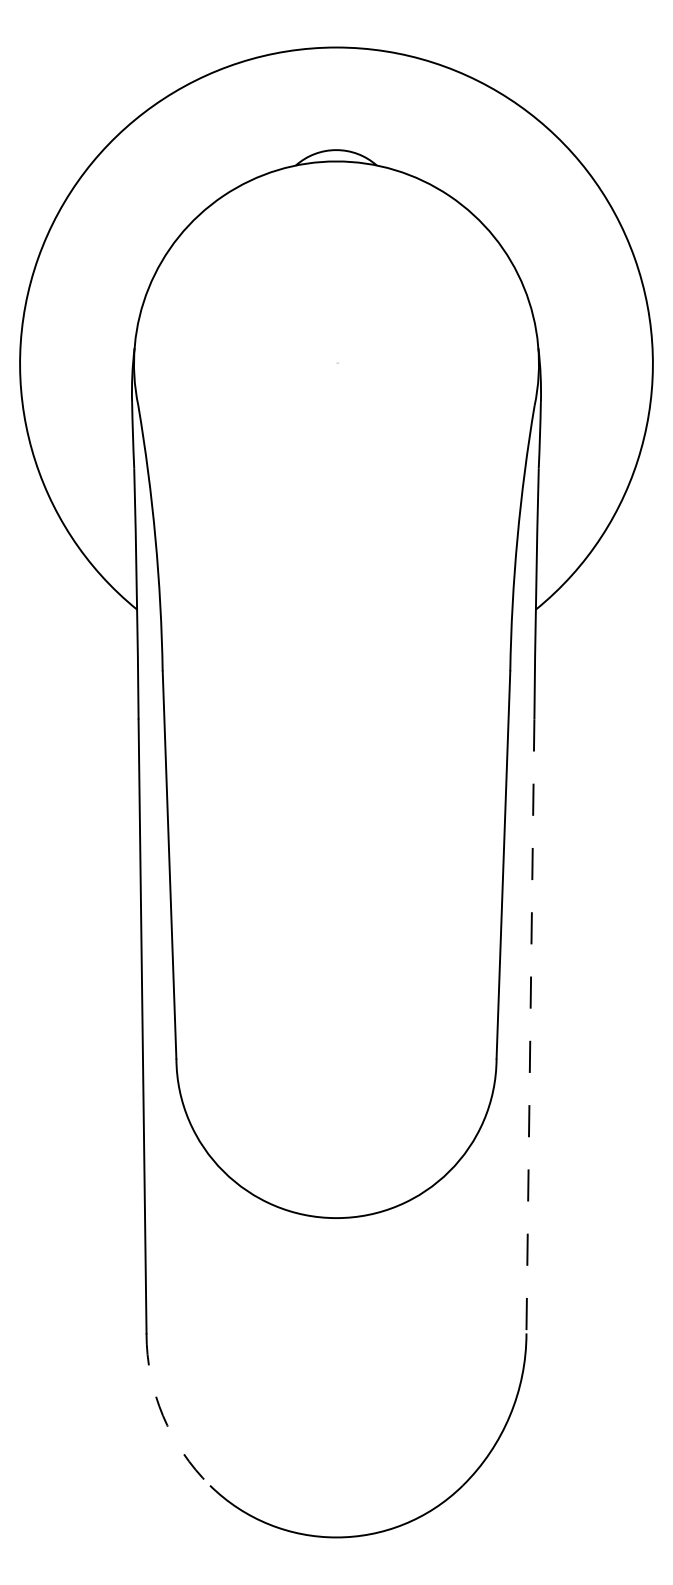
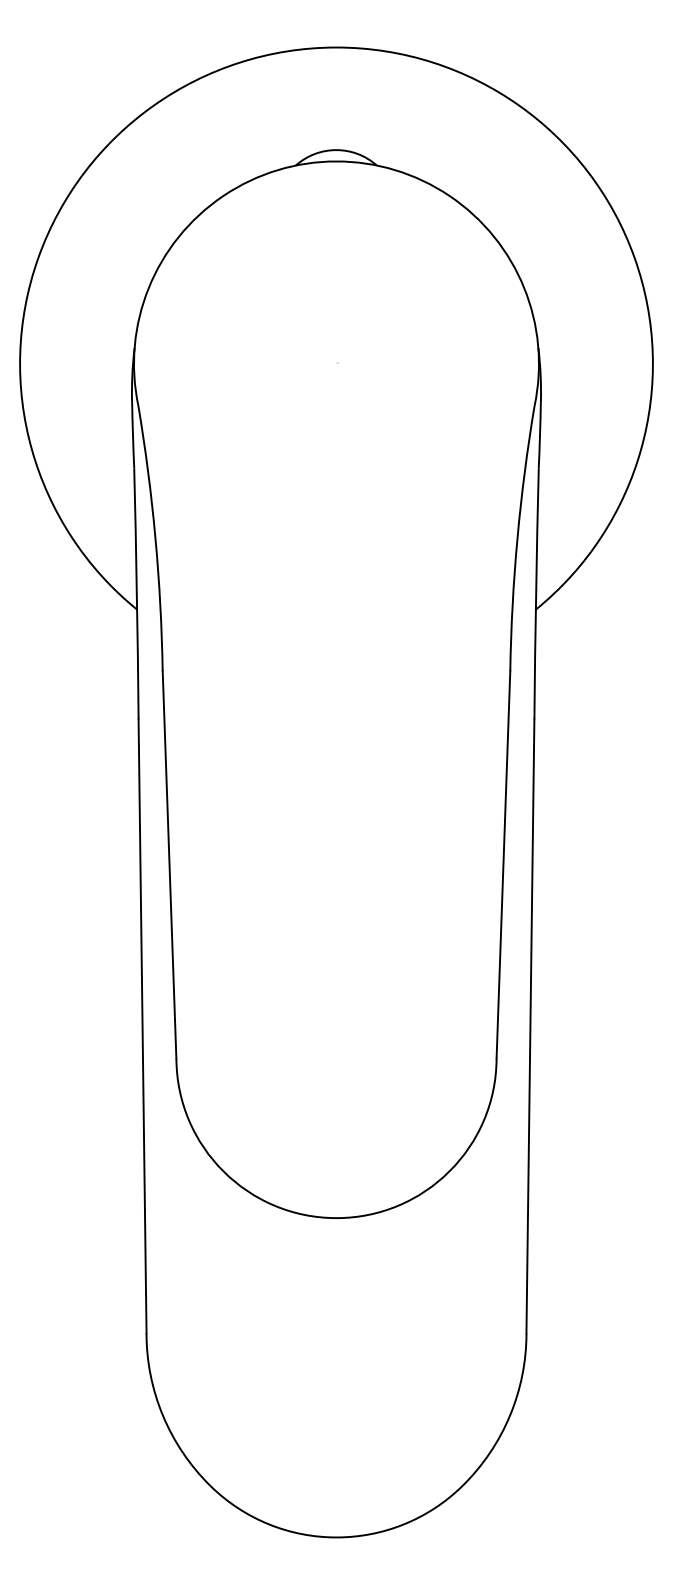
line: dashed -> solid (530, 1026)
arc: dashed -> solid (163, 1415)
